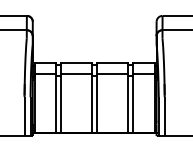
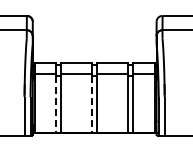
line: solid -> dashed (56, 104)
line: solid -> dashed (92, 104)
